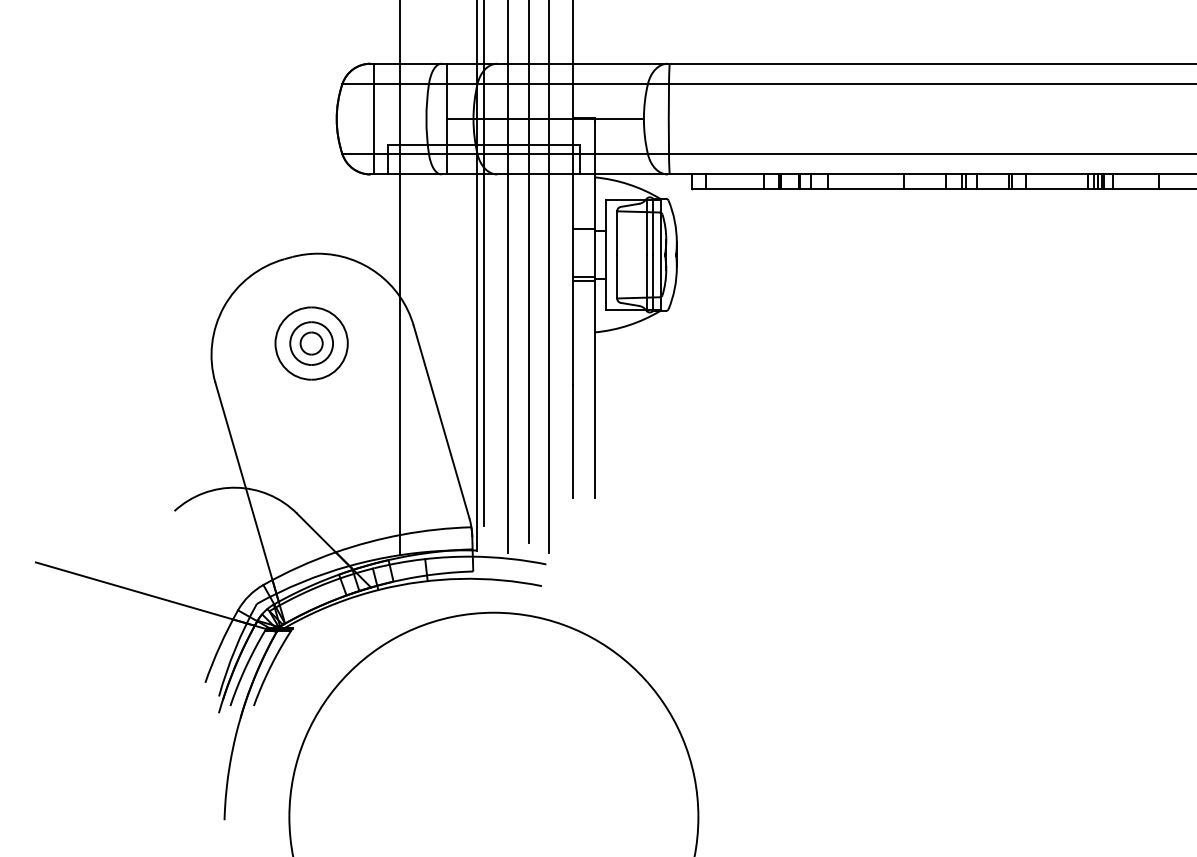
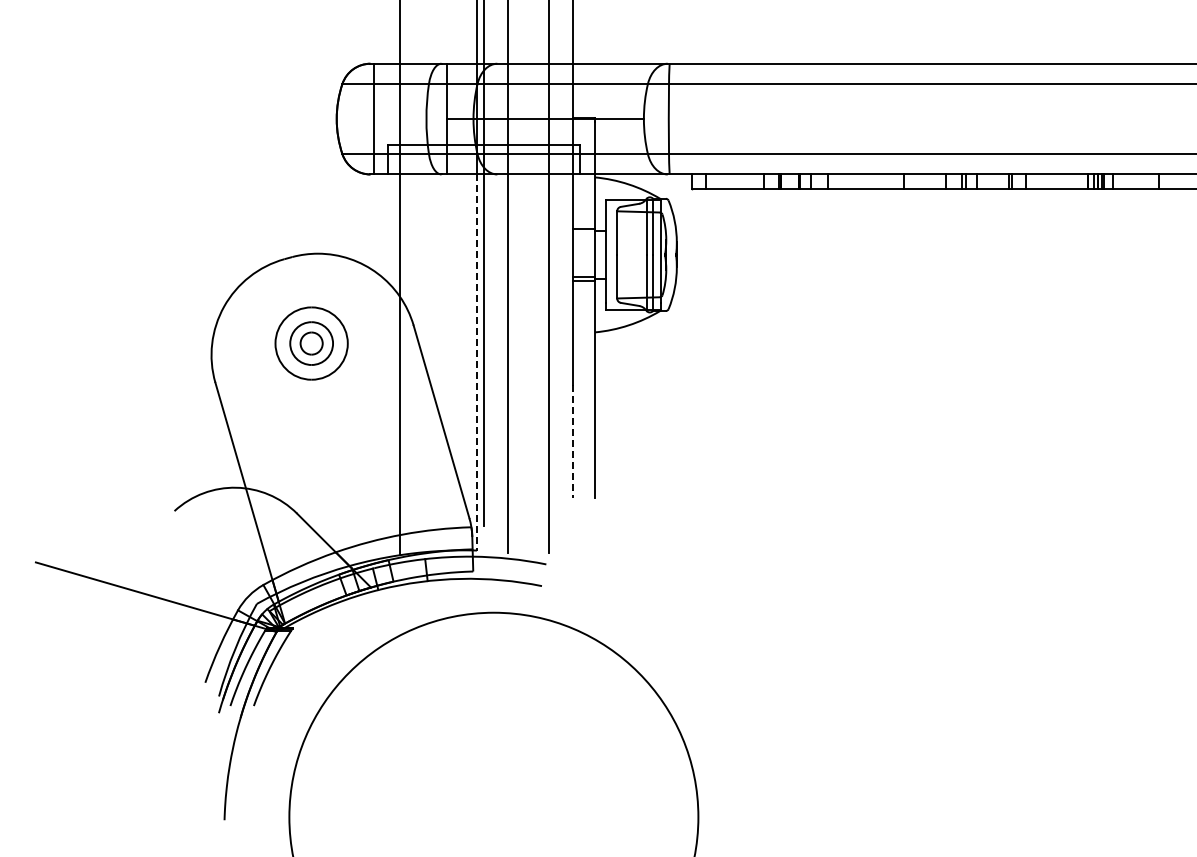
line: present -> none (528, 272)
line: solid -> dashed (476, 363)
line: solid -> dashed (572, 441)
